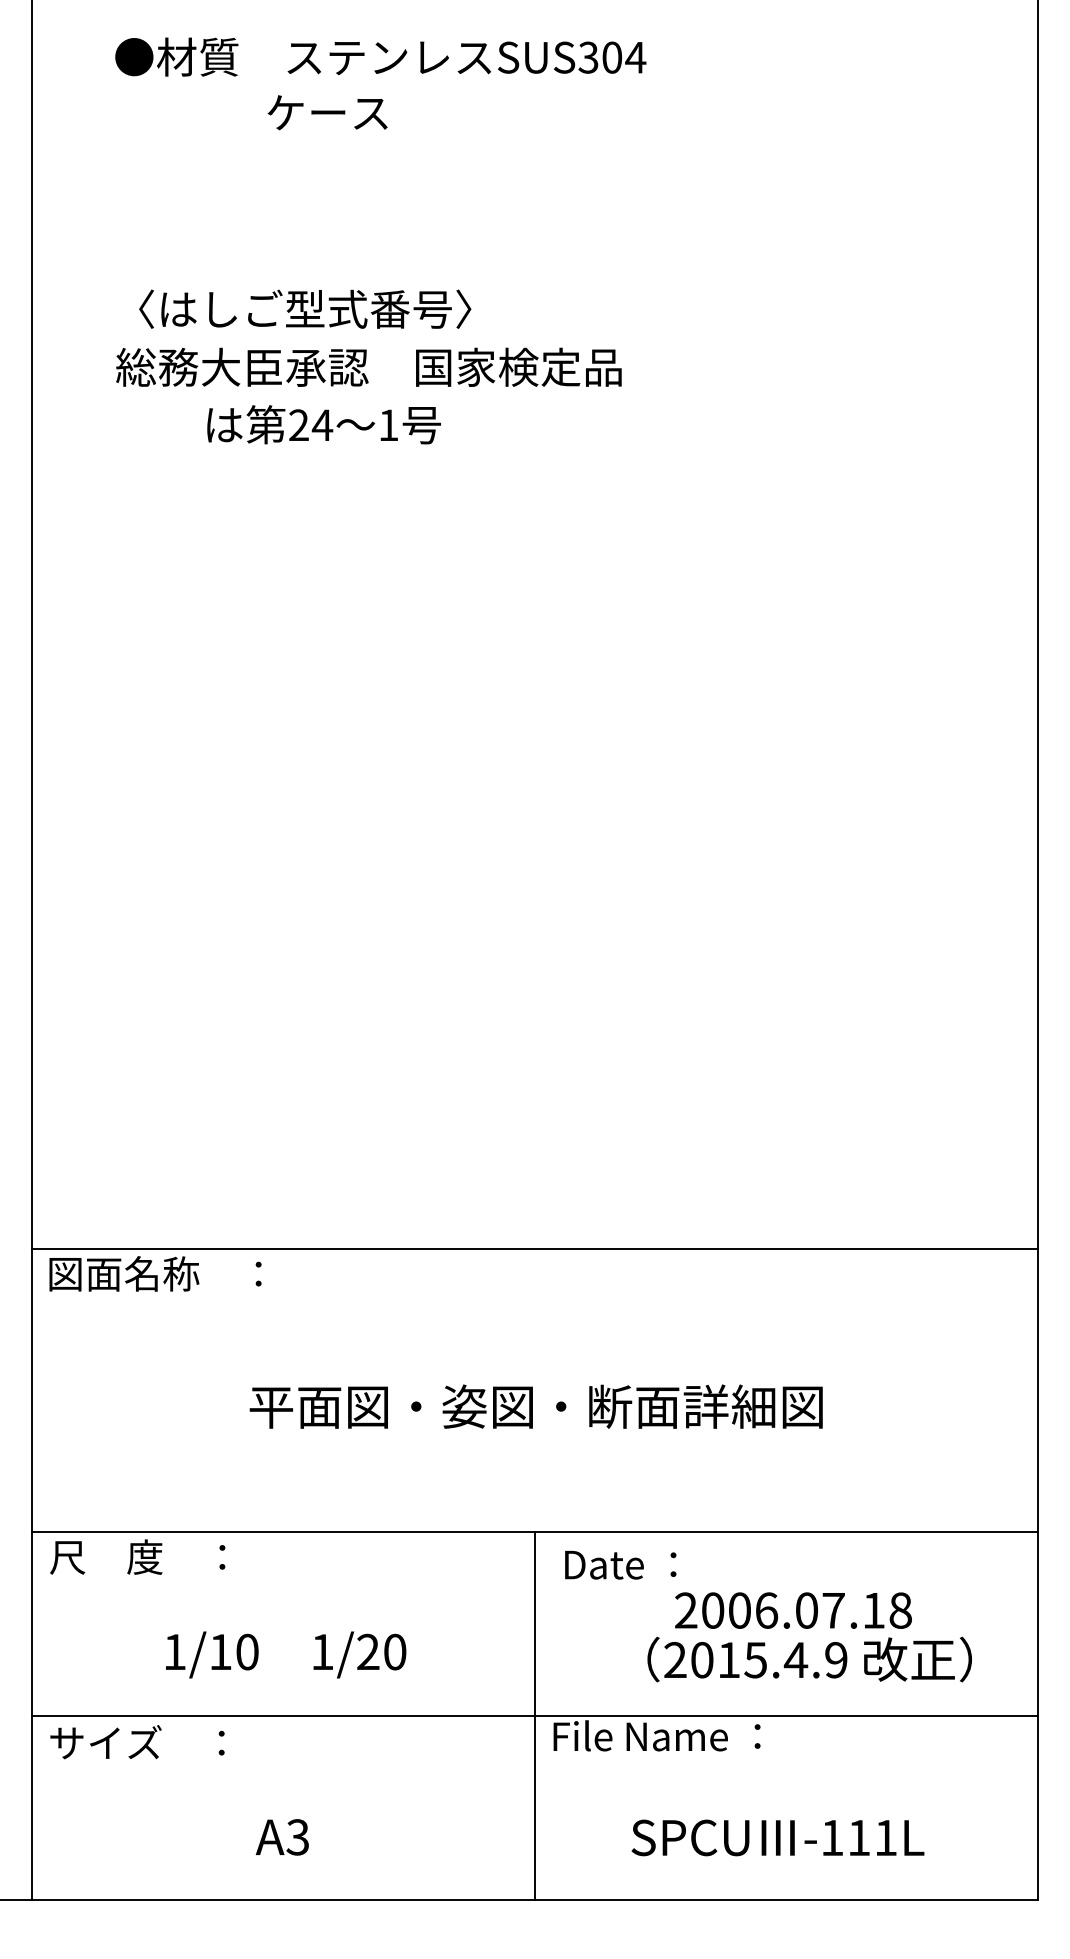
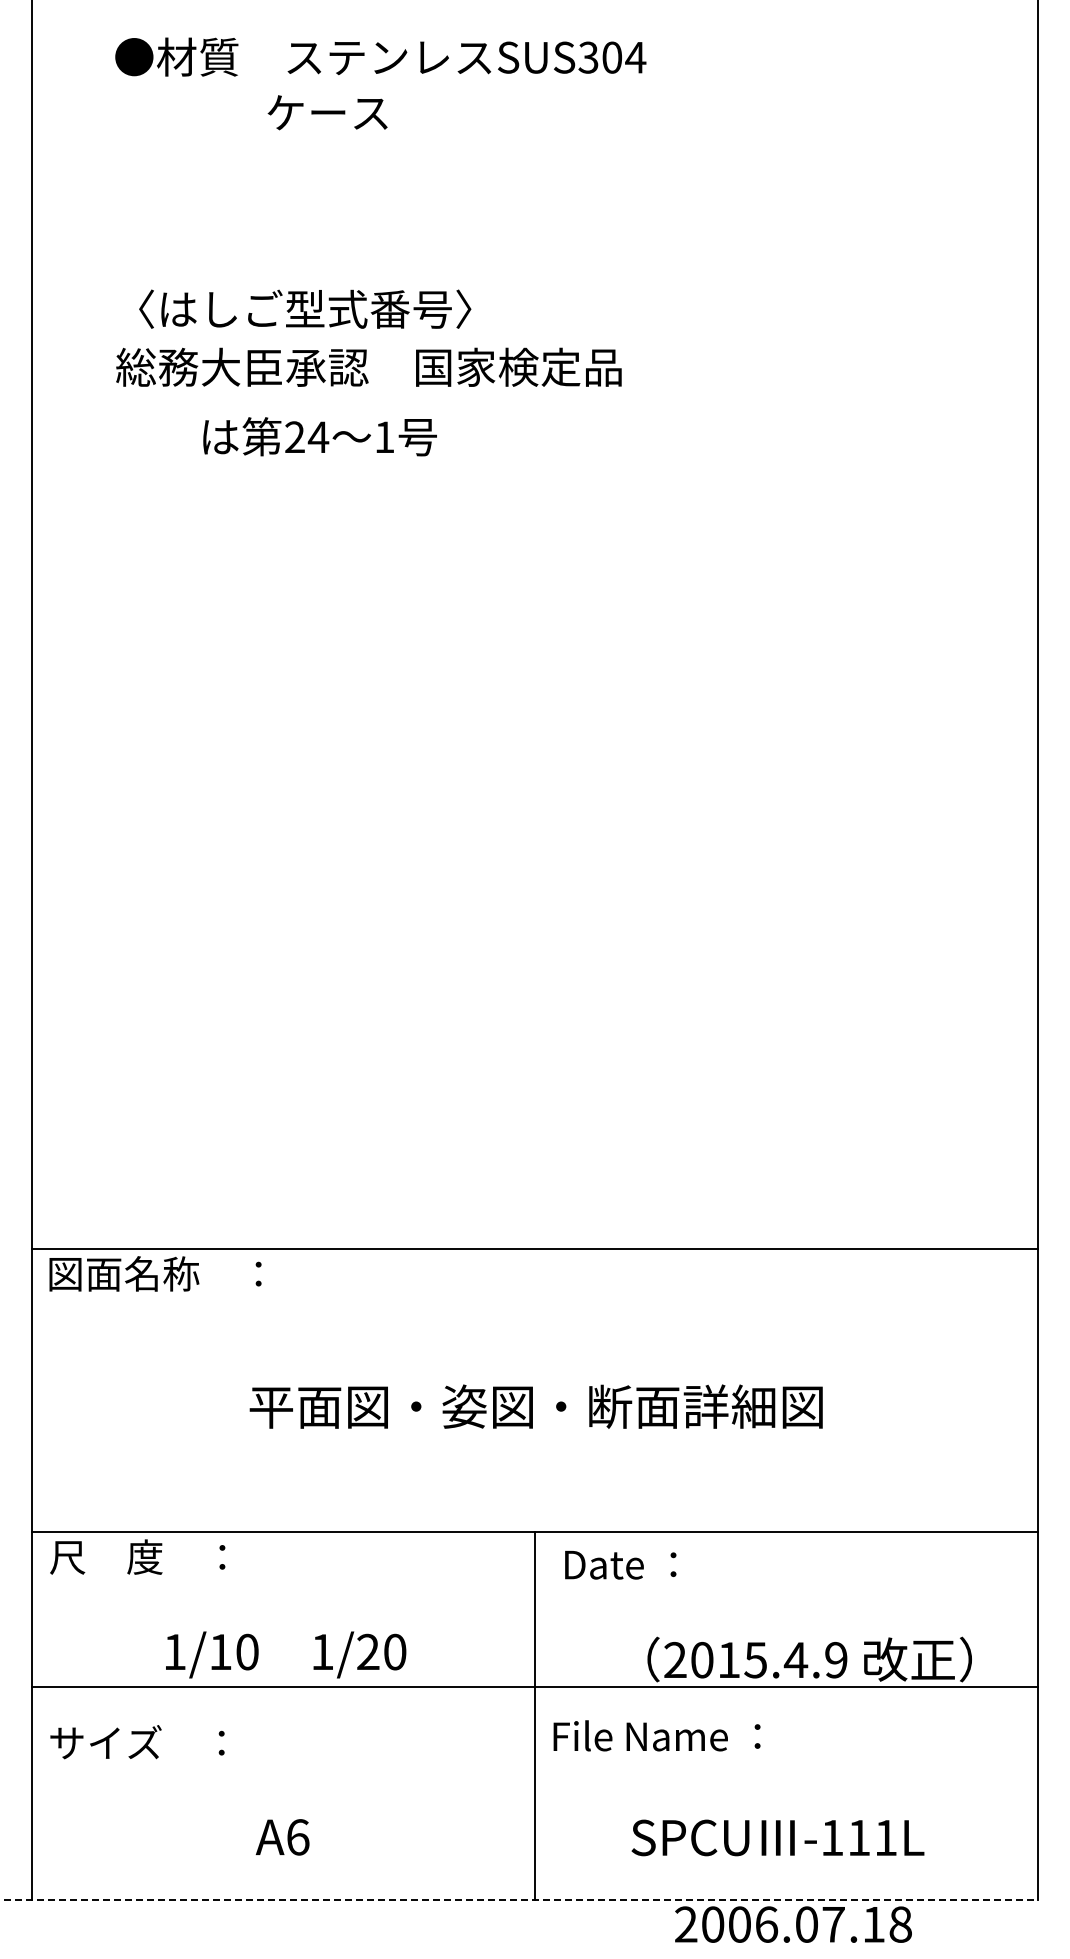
text position: (323, 424) -> (319, 436) (319, 436)
text position: (793, 1610) -> (793, 1924) (793, 1924)
line position: (534, 1716) -> (534, 1687) (534, 1687)
text: A3 -> A6 (297, 1837)
line: solid -> dashed (519, 1900)
